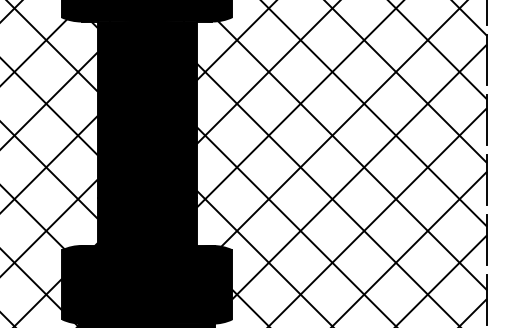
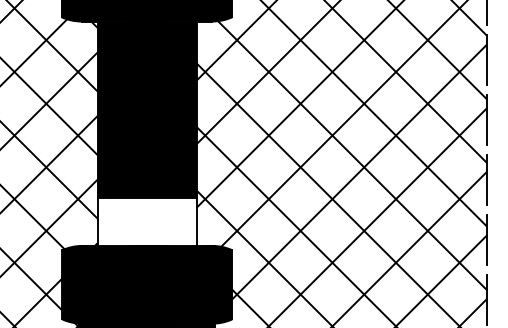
fill: present -> none (146, 221)
